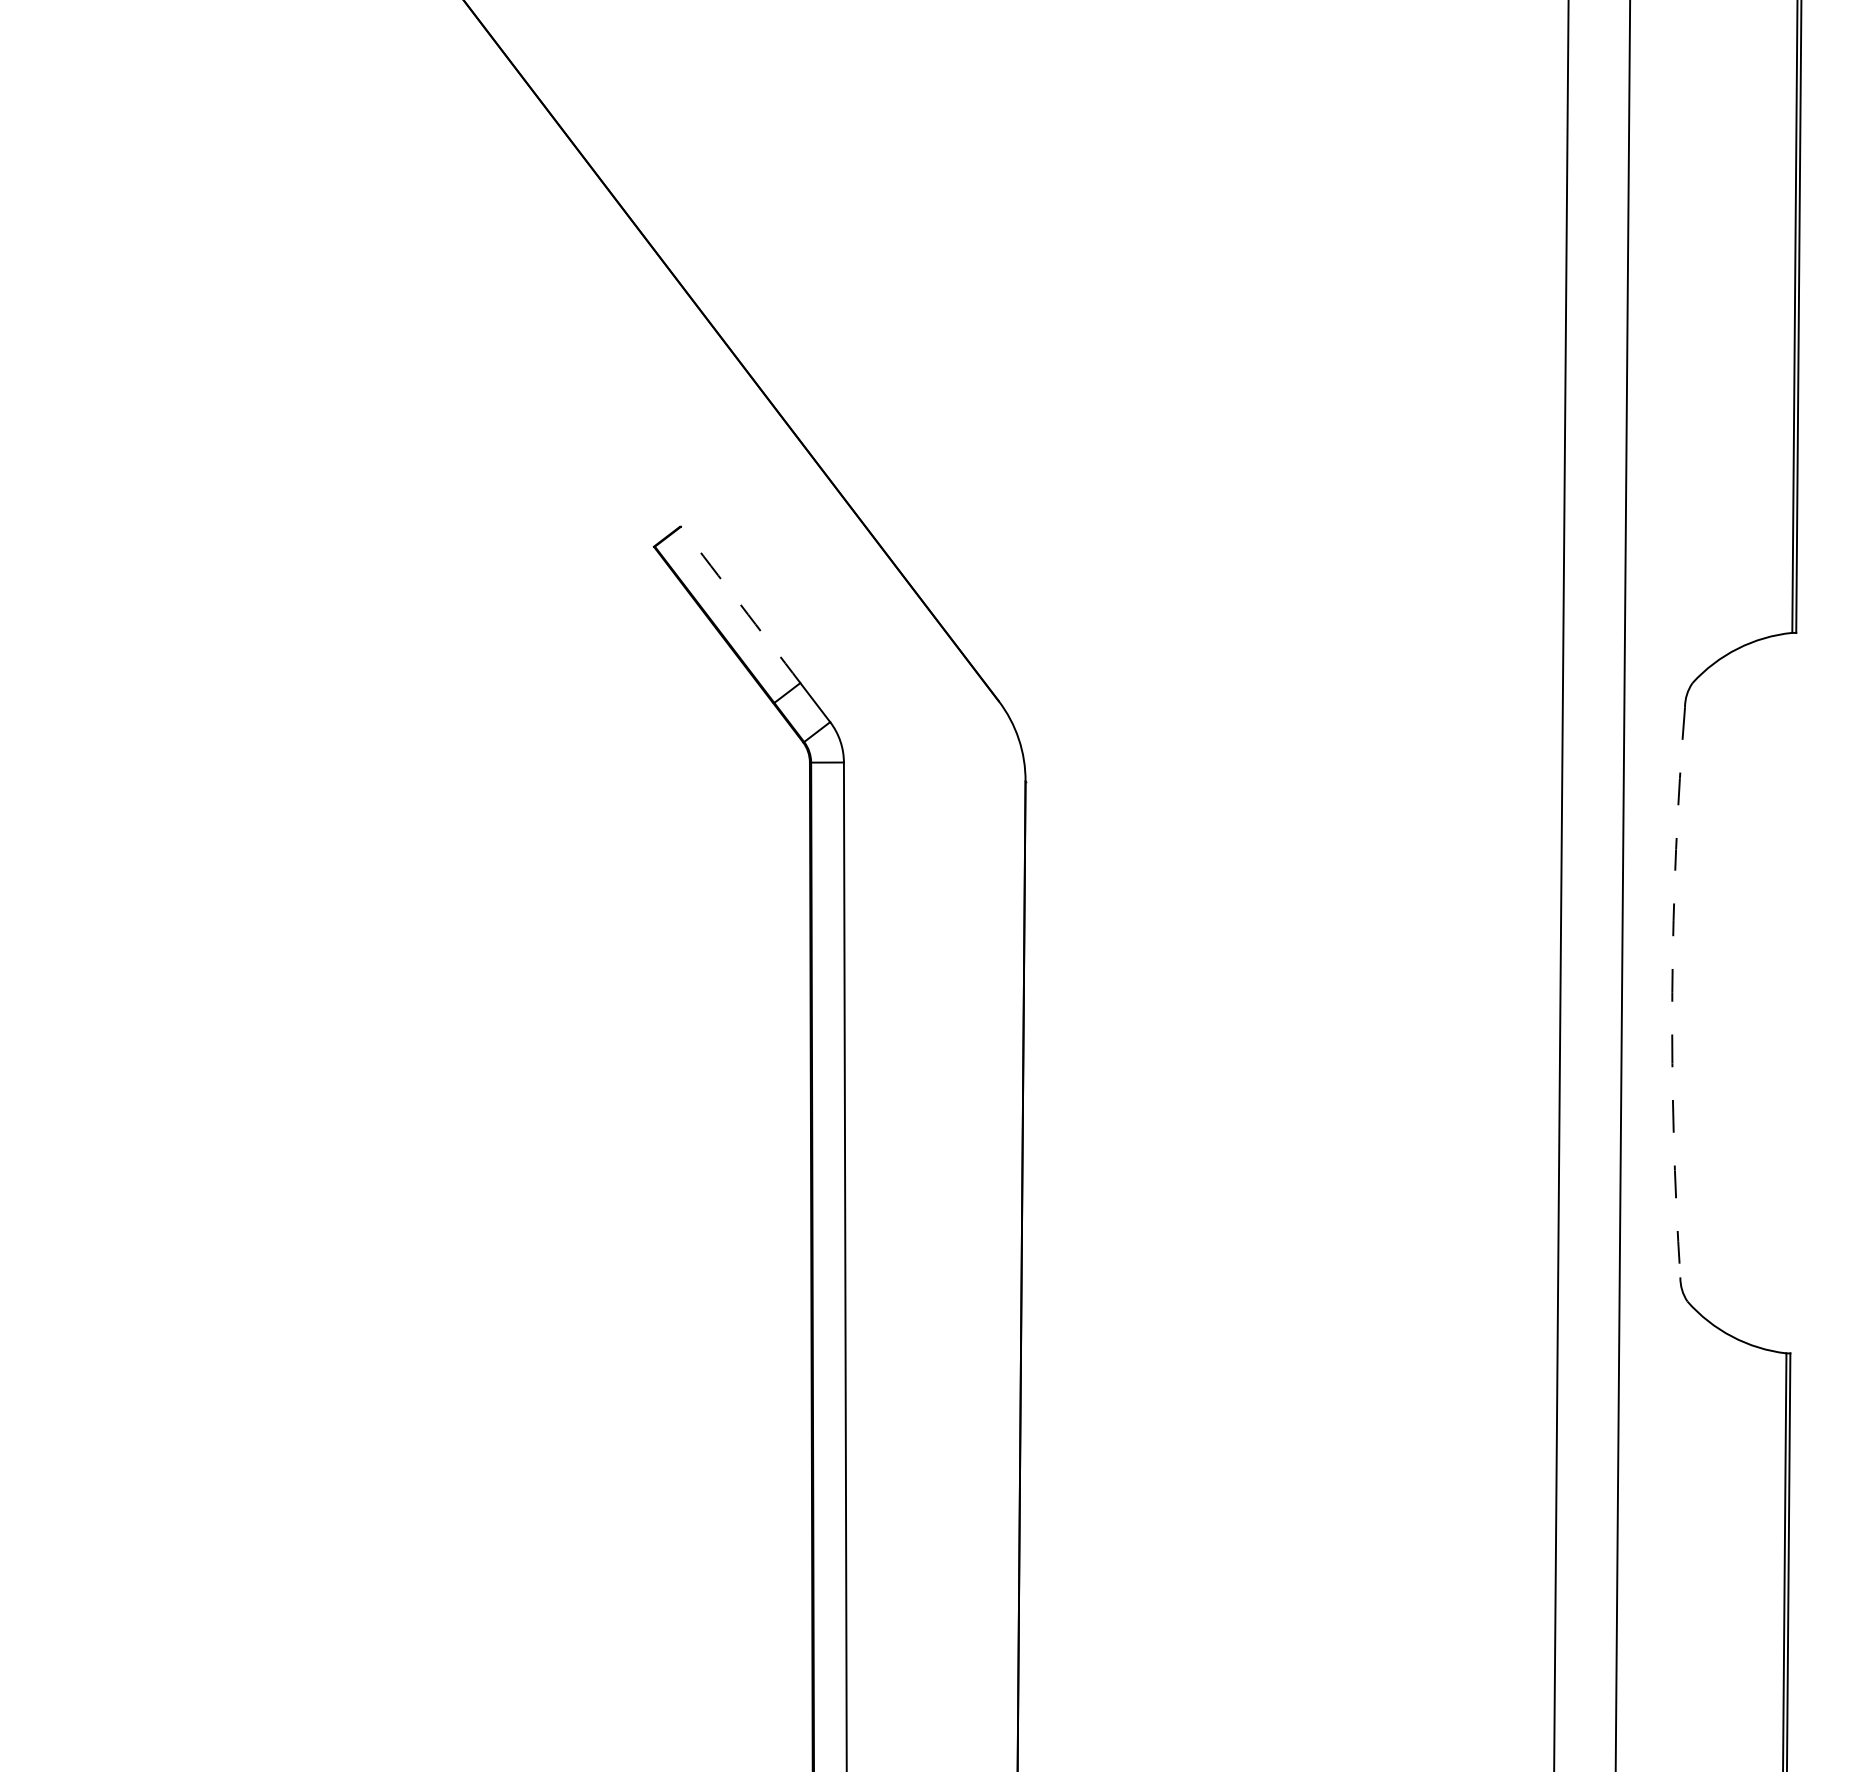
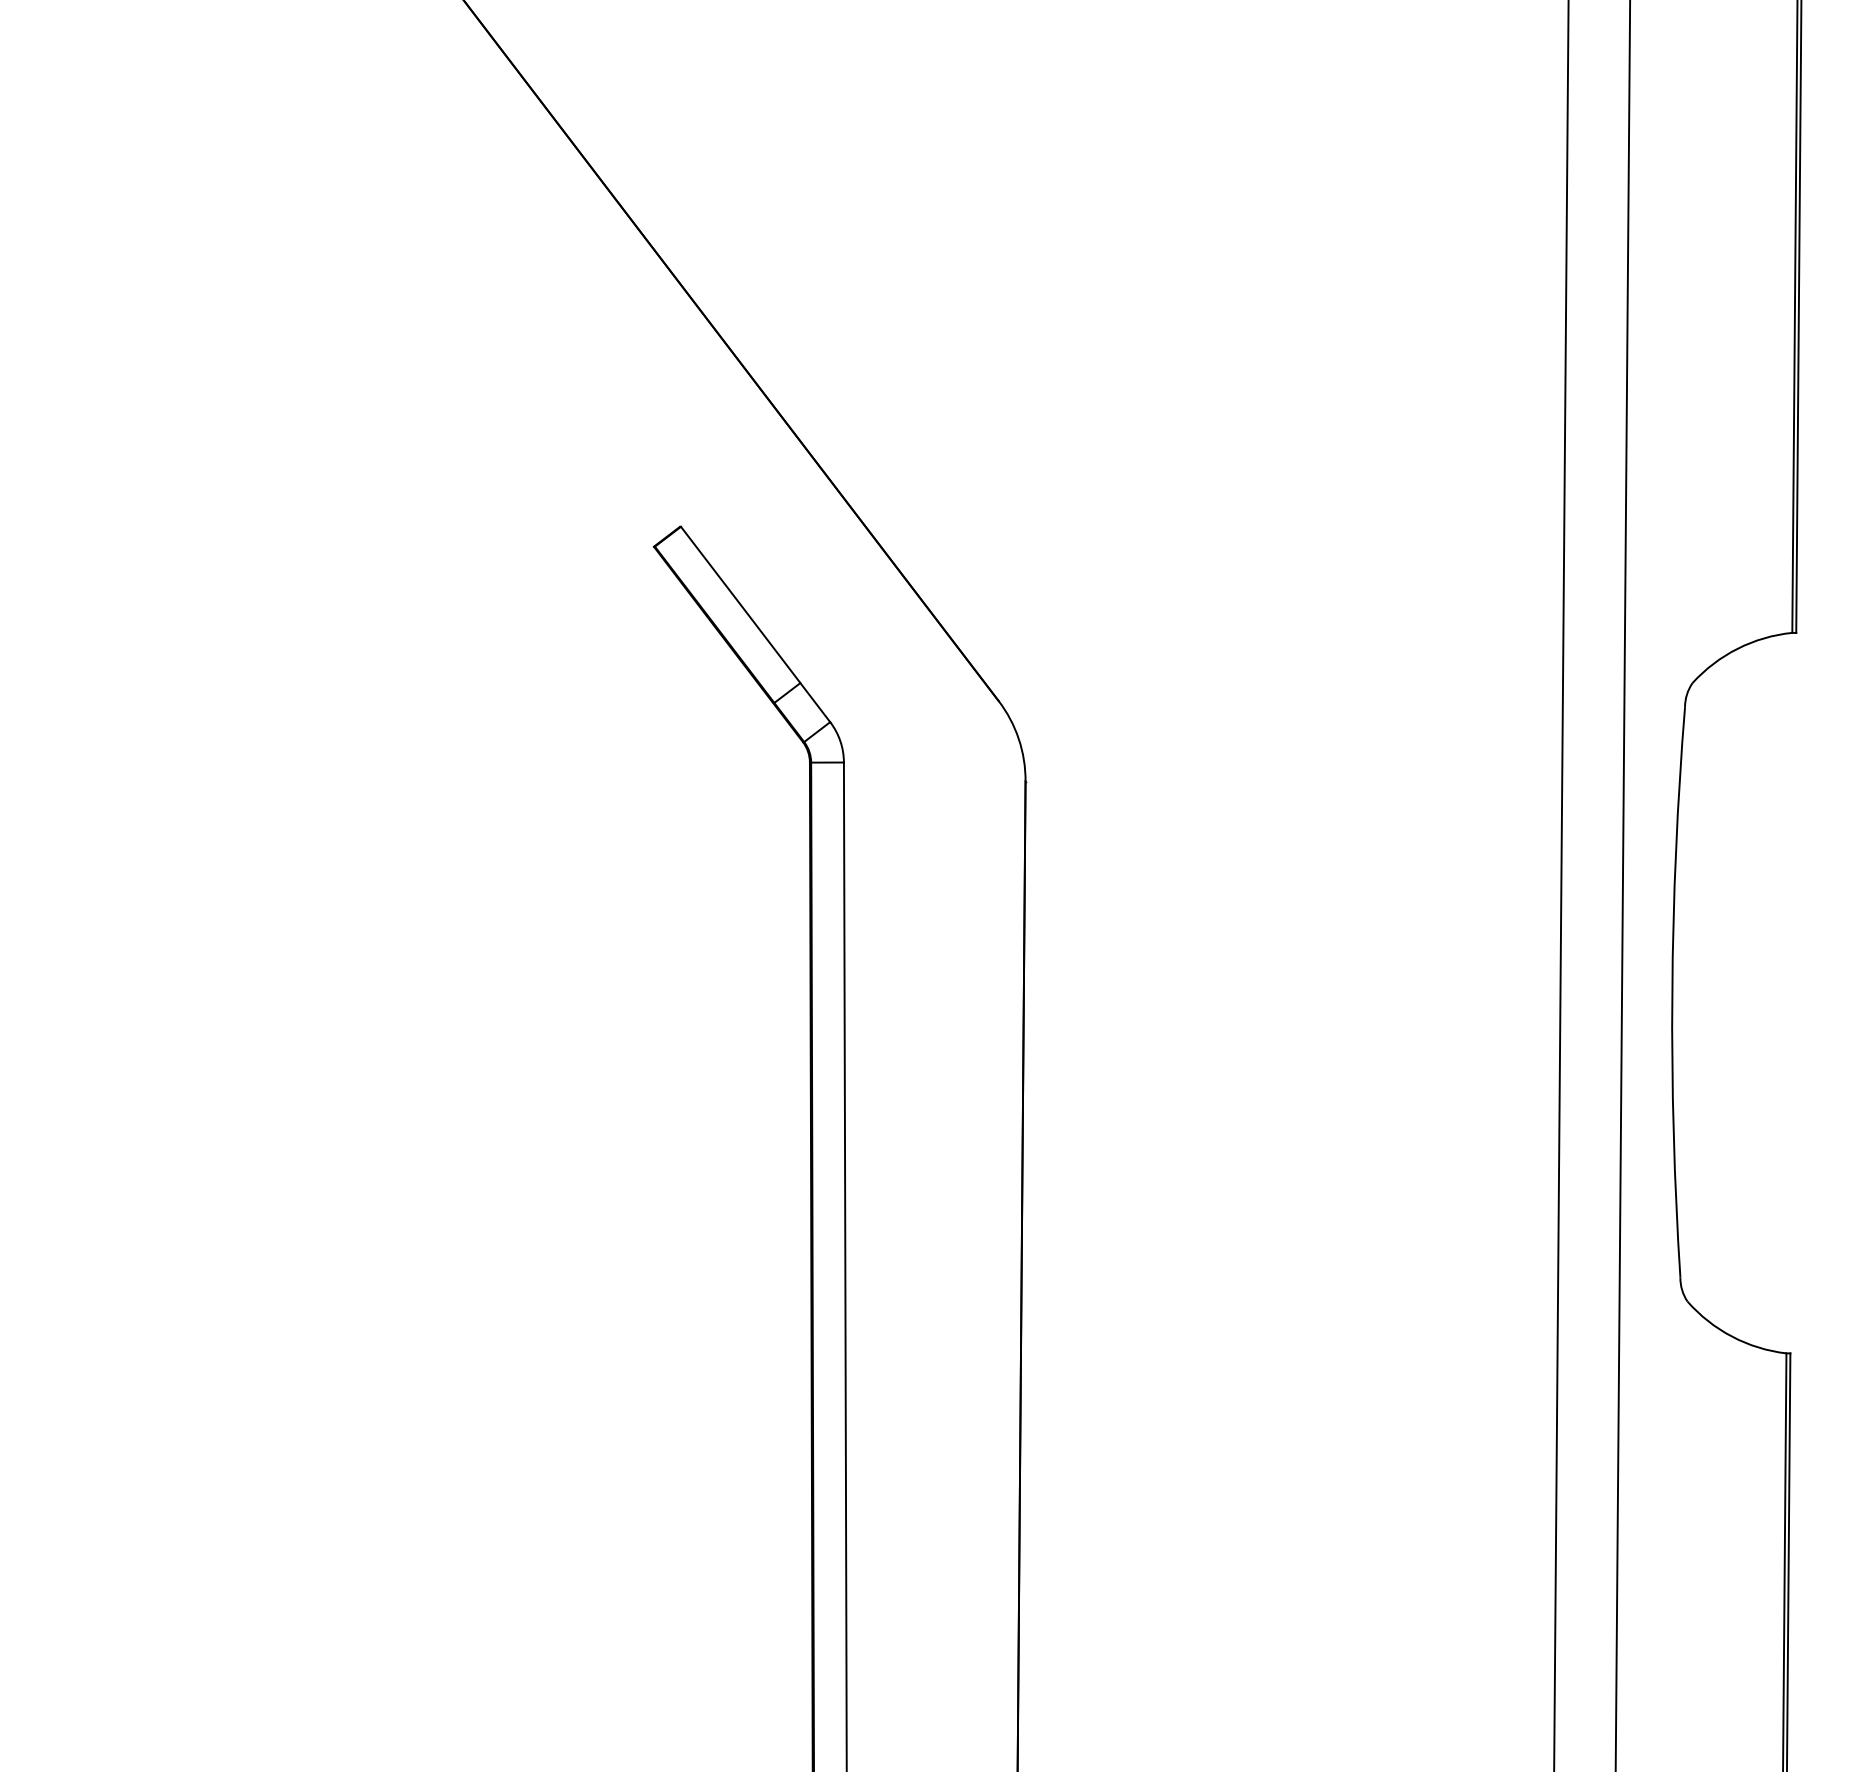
arc: dashed -> solid (740, 604)
arc: dashed -> solid (1672, 992)
